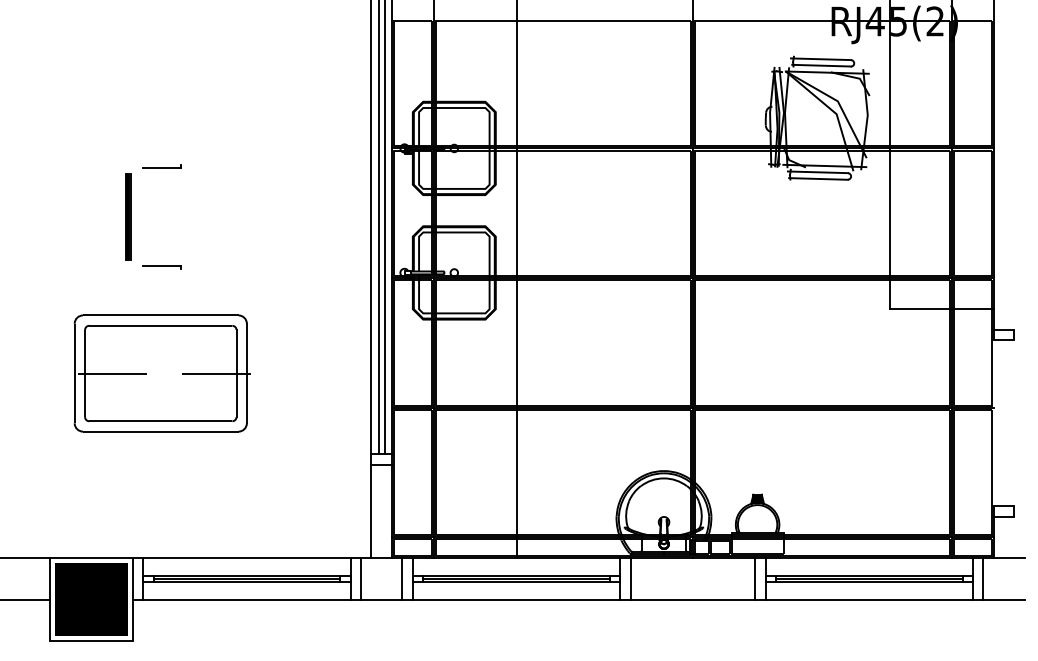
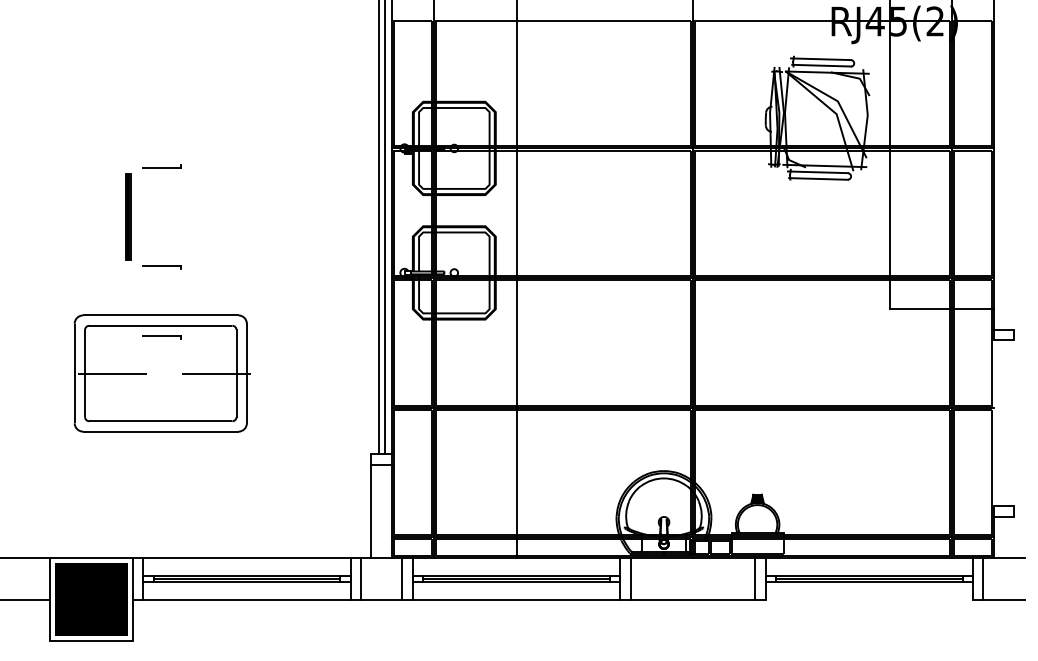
line: present -> none (371, 228)
part: none -> present (161, 337)
line: present -> none (868, 599)
